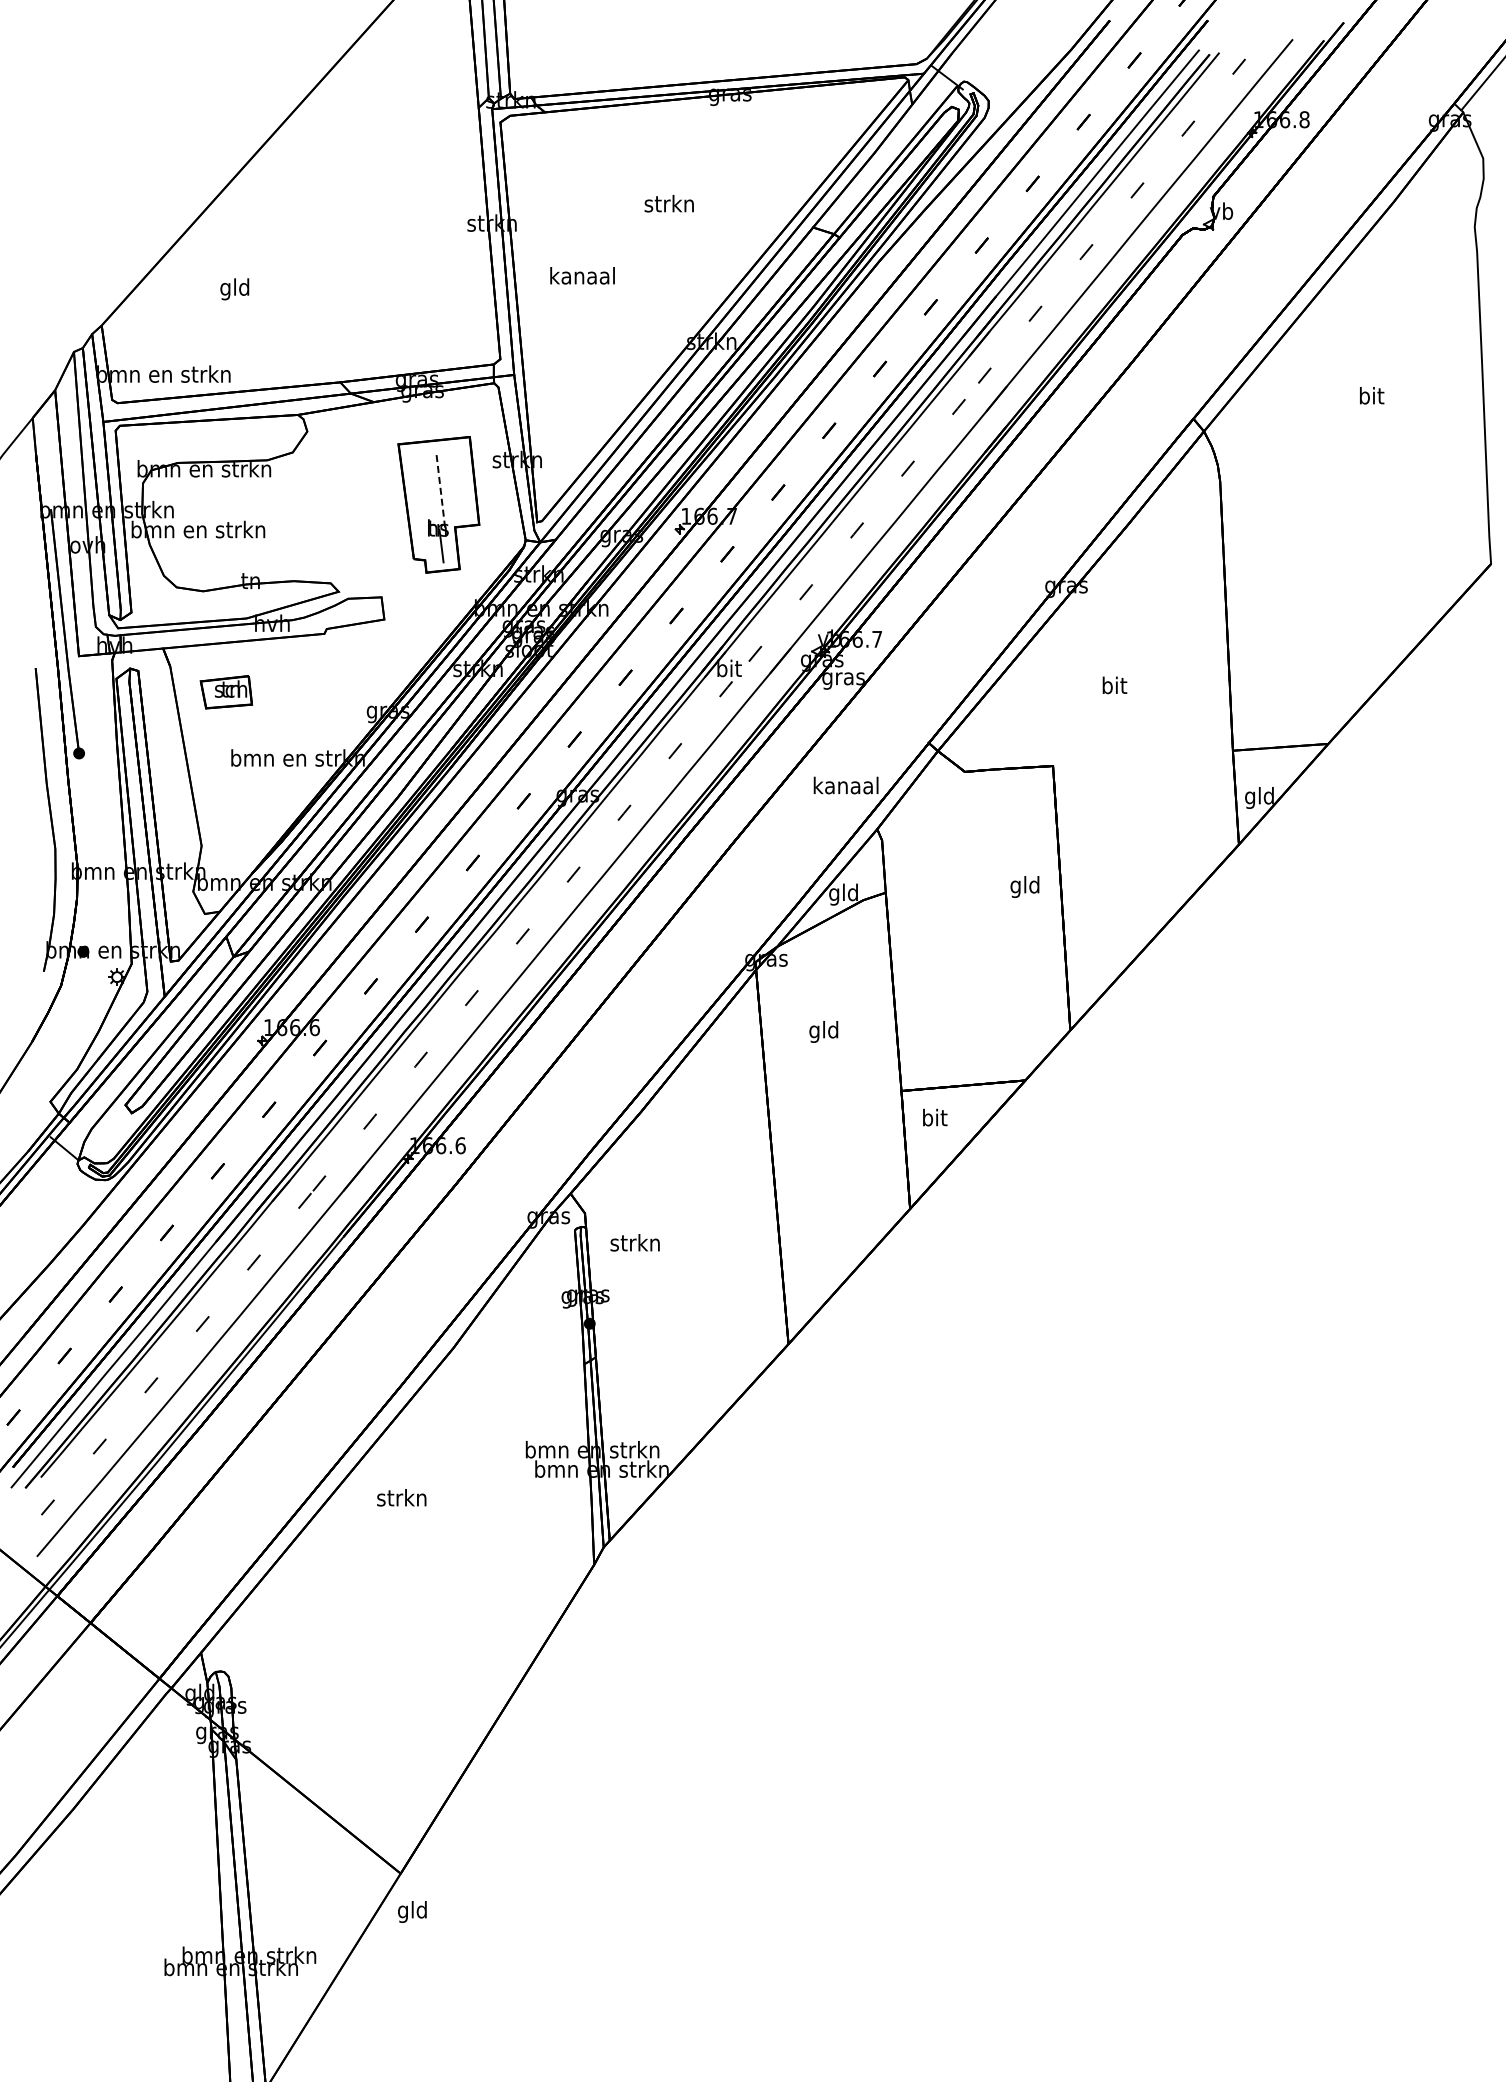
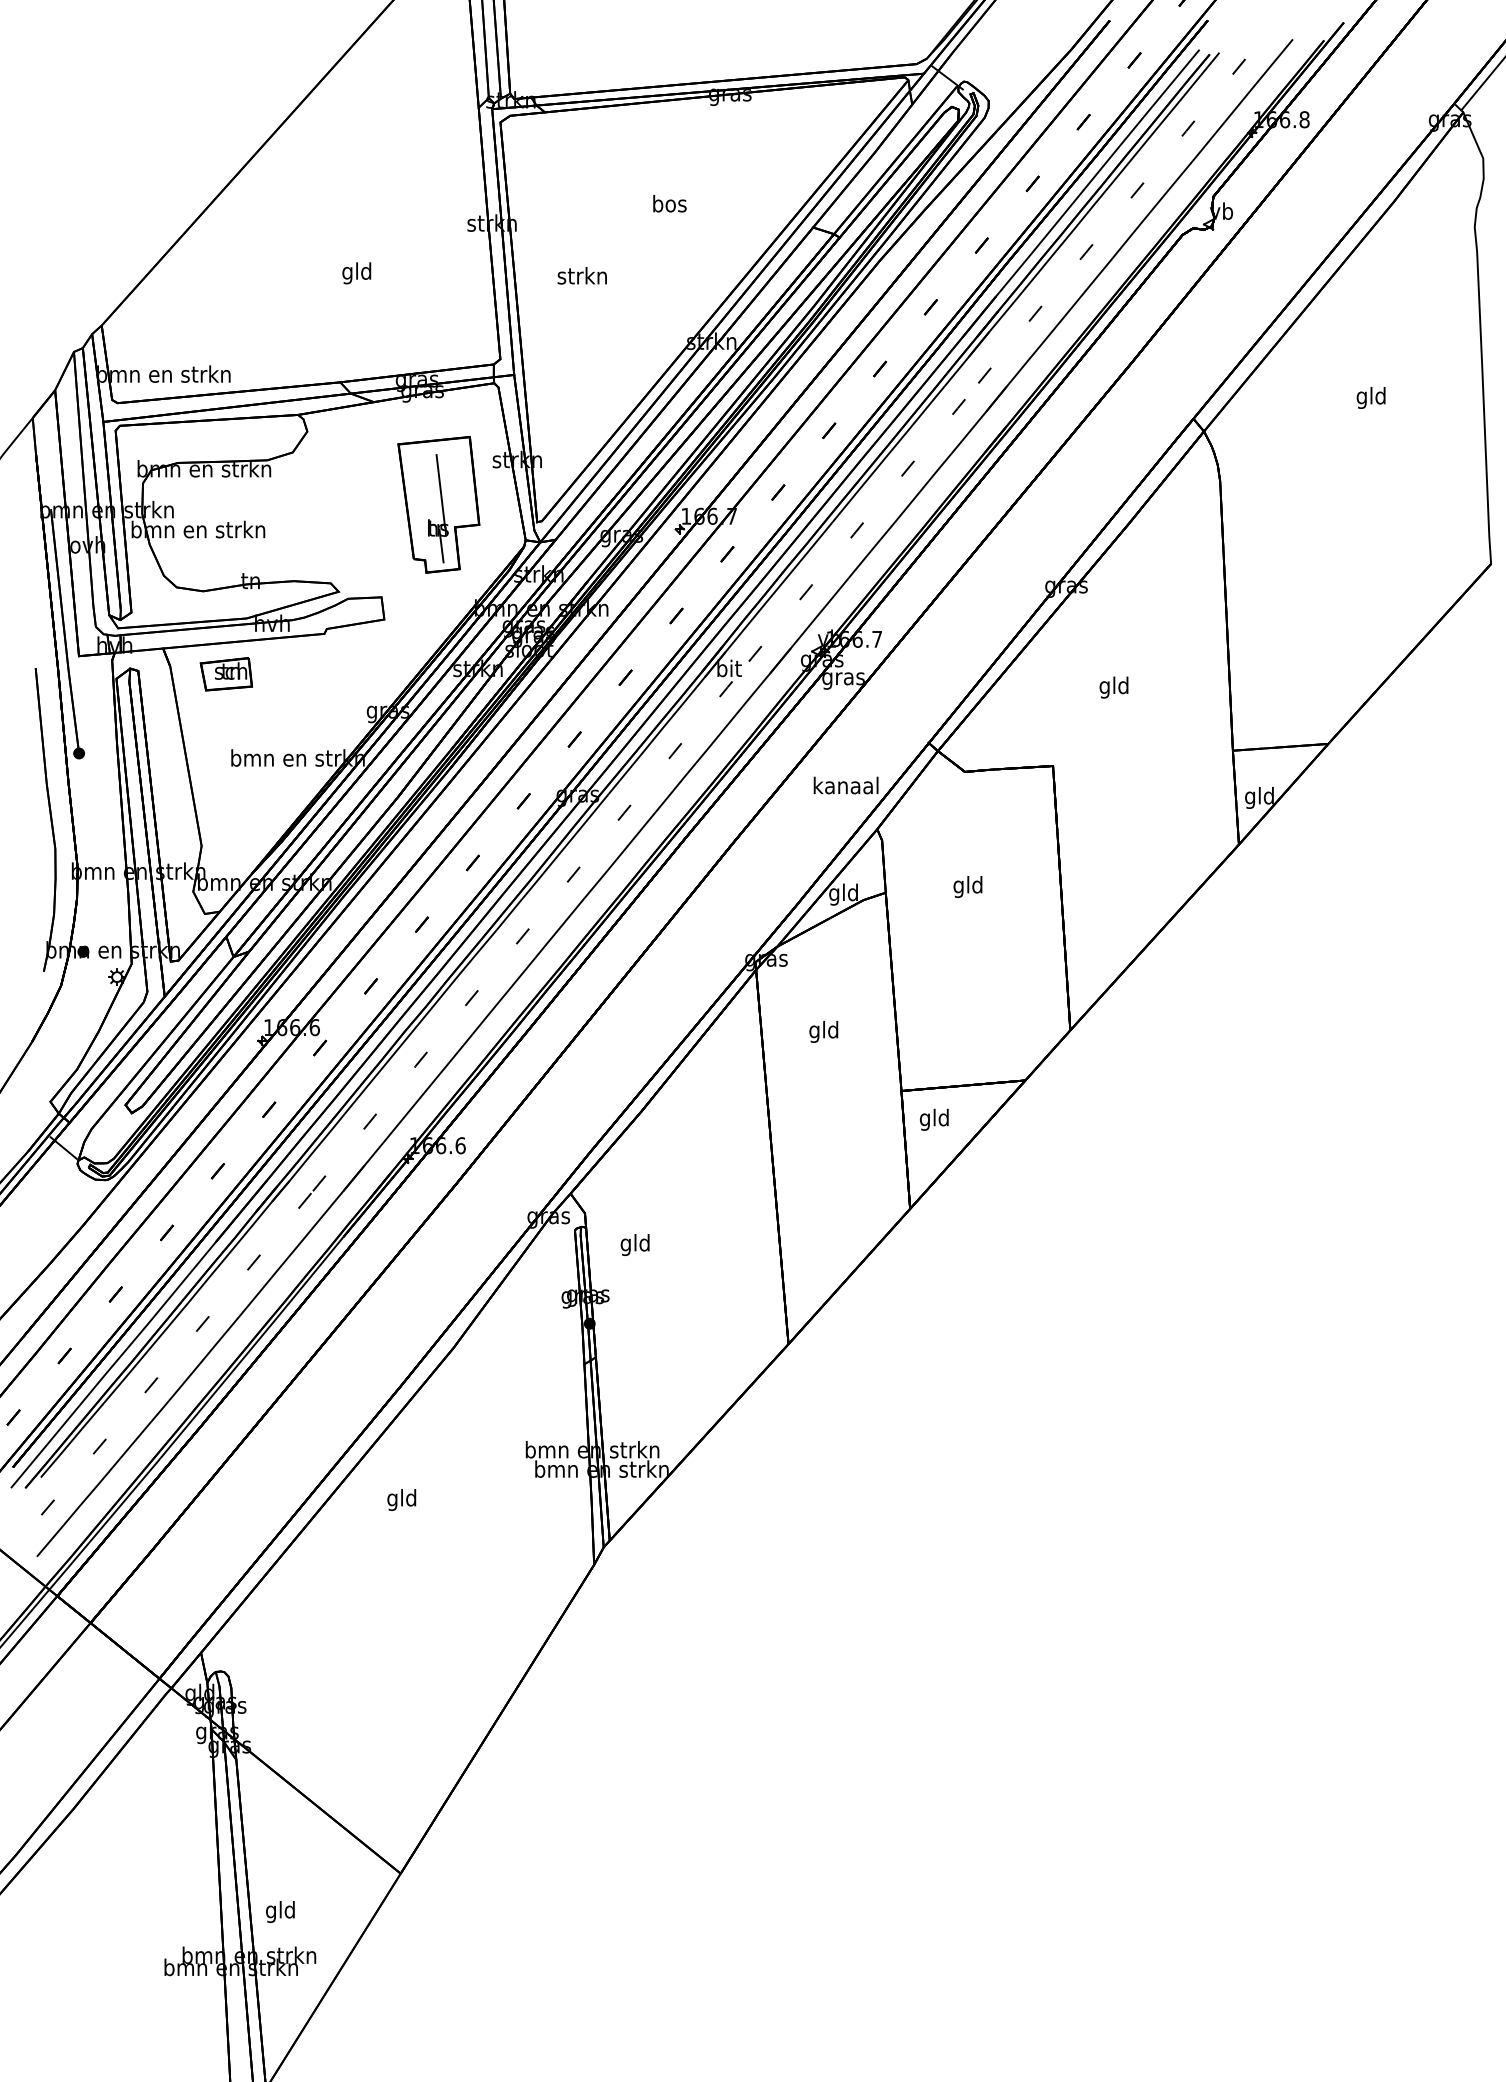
text: strkn -> bos (668, 203)
text: kanaal -> strkn (582, 275)
text position: (234, 289) -> (356, 273) (356, 273)
text: bit -> gld (1370, 397)
line: dashed -> solid (440, 491)
text: bit -> gld (1113, 687)
part position: (226, 692) -> (226, 674) (226, 674)
text position: (1024, 886) -> (967, 886) (967, 886)
text: bit -> gld (933, 1119)
text: strkn -> gld (634, 1245)
text: strkn -> gld (401, 1499)
text position: (412, 1911) -> (280, 1911) (280, 1911)
